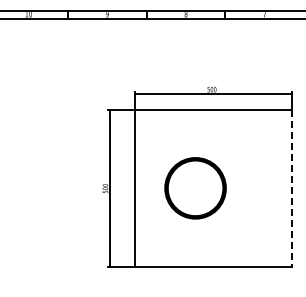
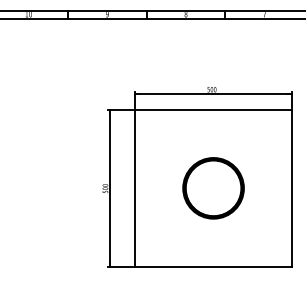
part position: (195, 188) -> (213, 188) (213, 188)
line: dashed -> solid (292, 188)
